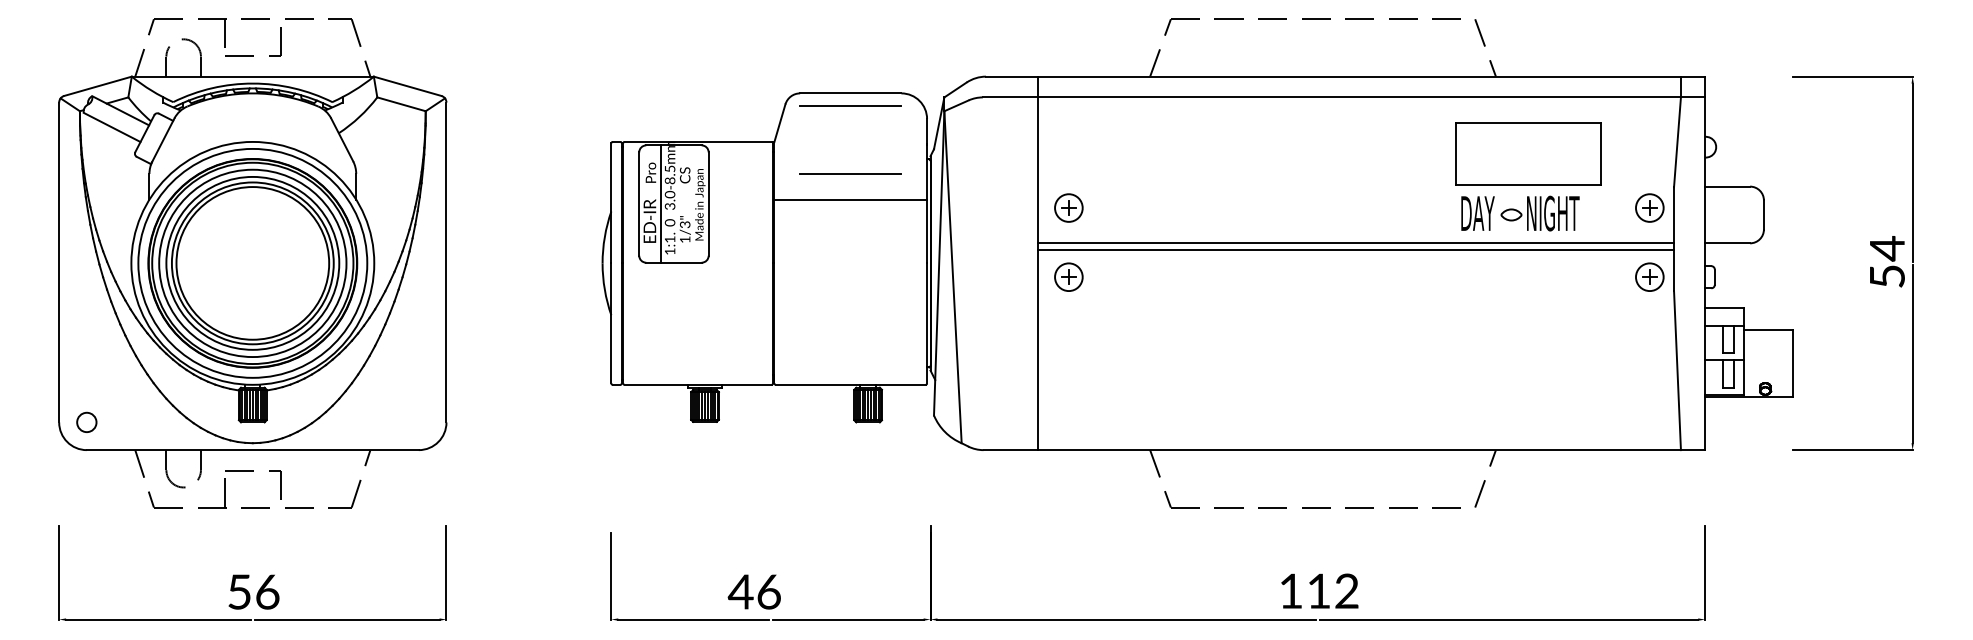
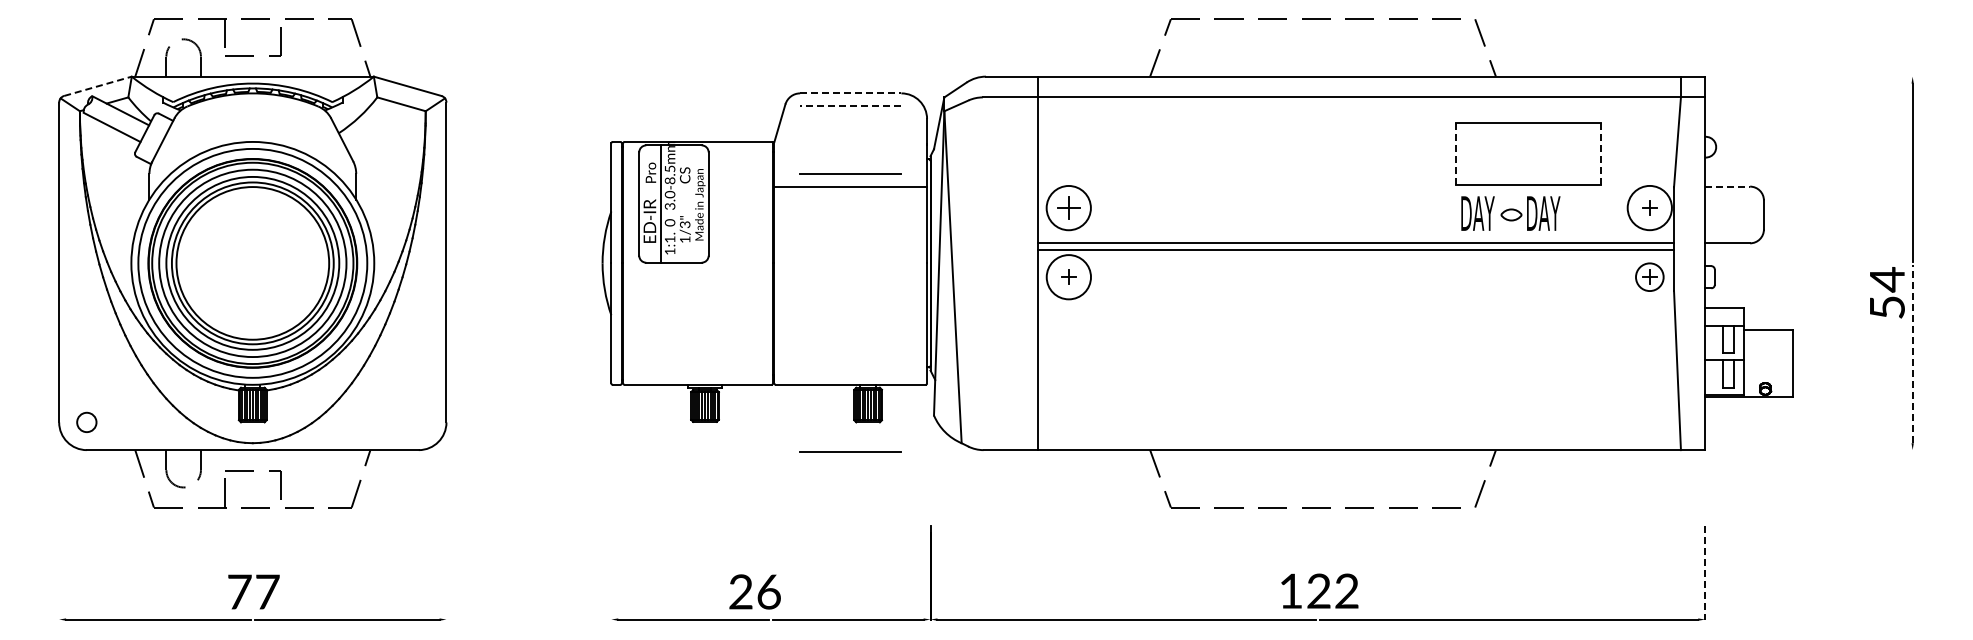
line: present -> none (1852, 76)
line: solid -> dashed (98, 86)
line: solid -> dashed (850, 93)
line: solid -> dashed (850, 106)
line: solid -> dashed (1601, 153)
line: solid -> dashed (1456, 154)
line: solid -> dashed (1728, 186)
line position: (850, 199) -> (850, 186) (850, 186)
part size: 30x30 px -> 47x47 px (1068, 208)
circle diameter: 28 px -> 44 px (1649, 207)
text: NIGHT -> DAY (1553, 213)
text position: (1887, 261) -> (1887, 292) (1887, 292)
circle diameter: 28 px -> 44 px (1068, 277)
line: solid -> dashed (1912, 353)
line: present -> none (1852, 450)
line: none -> present (850, 451)
line: present -> none (59, 572)
line: present -> none (446, 572)
line: solid -> dashed (1705, 572)
line: present -> none (611, 575)
text: 112 -> 122 (1318, 590)
text: 56 -> 77 (253, 591)
text: 46 -> 26 (740, 591)
